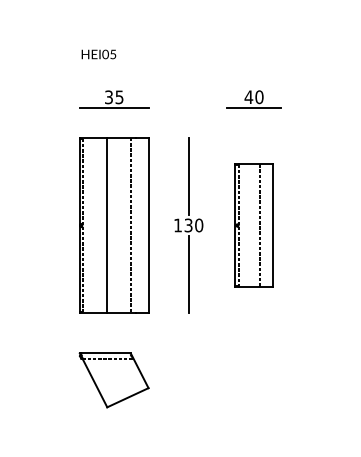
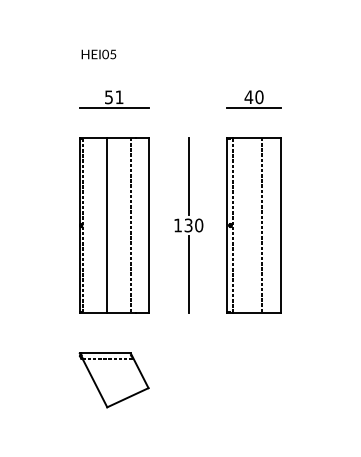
text: 35 -> 51 (114, 97)
part size: 40x125 px -> 56x177 px (253, 225)
